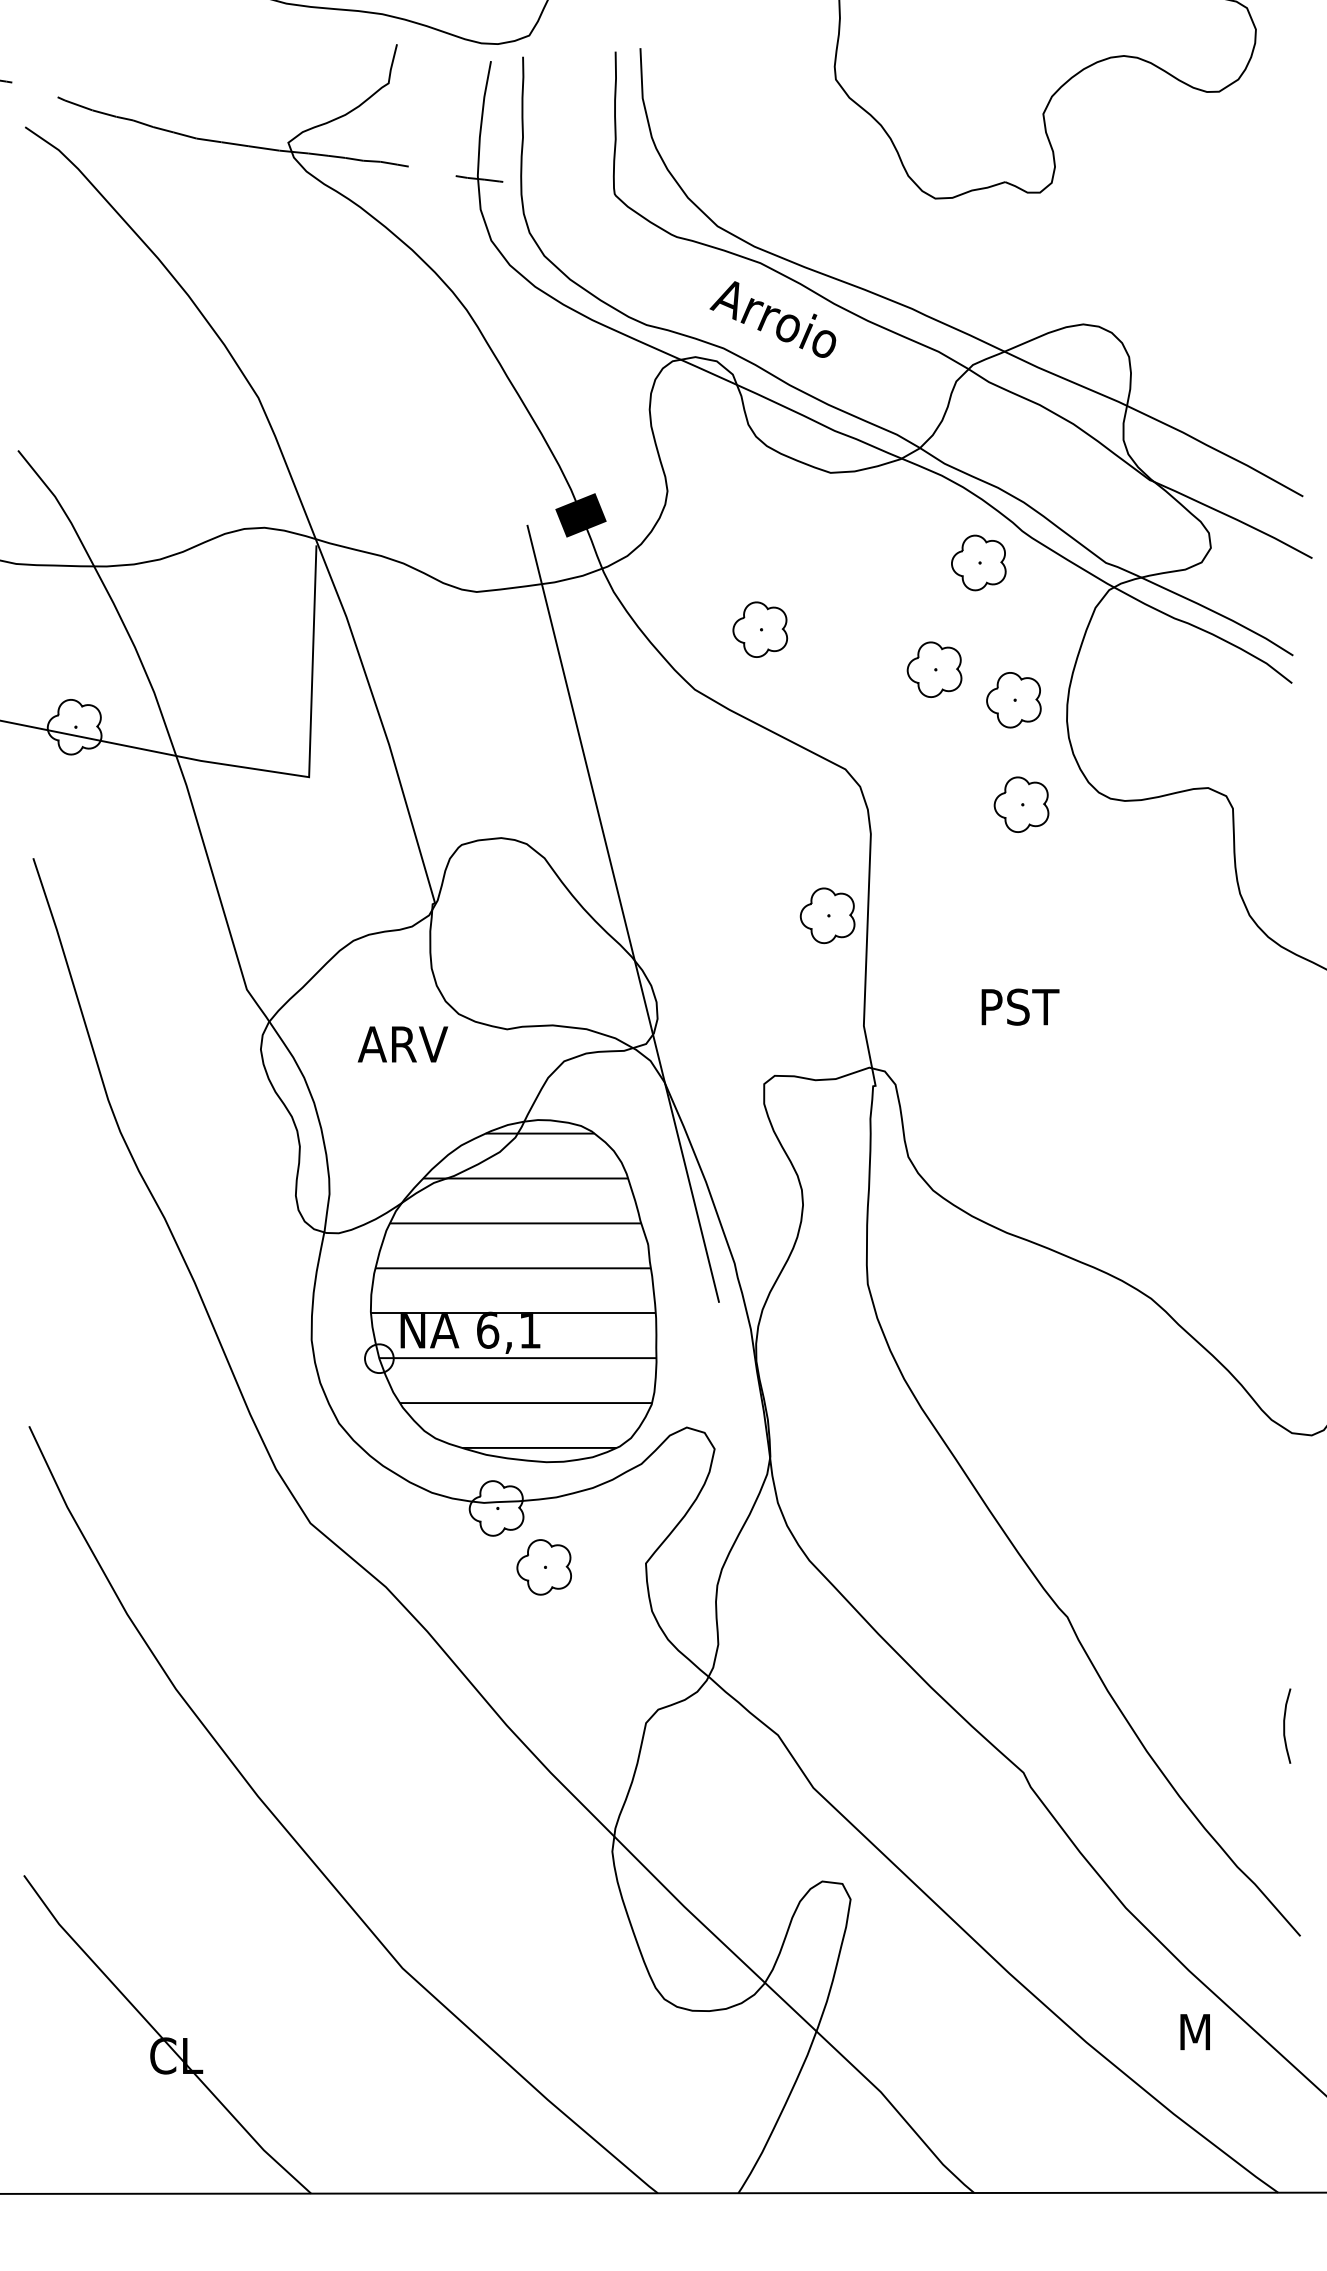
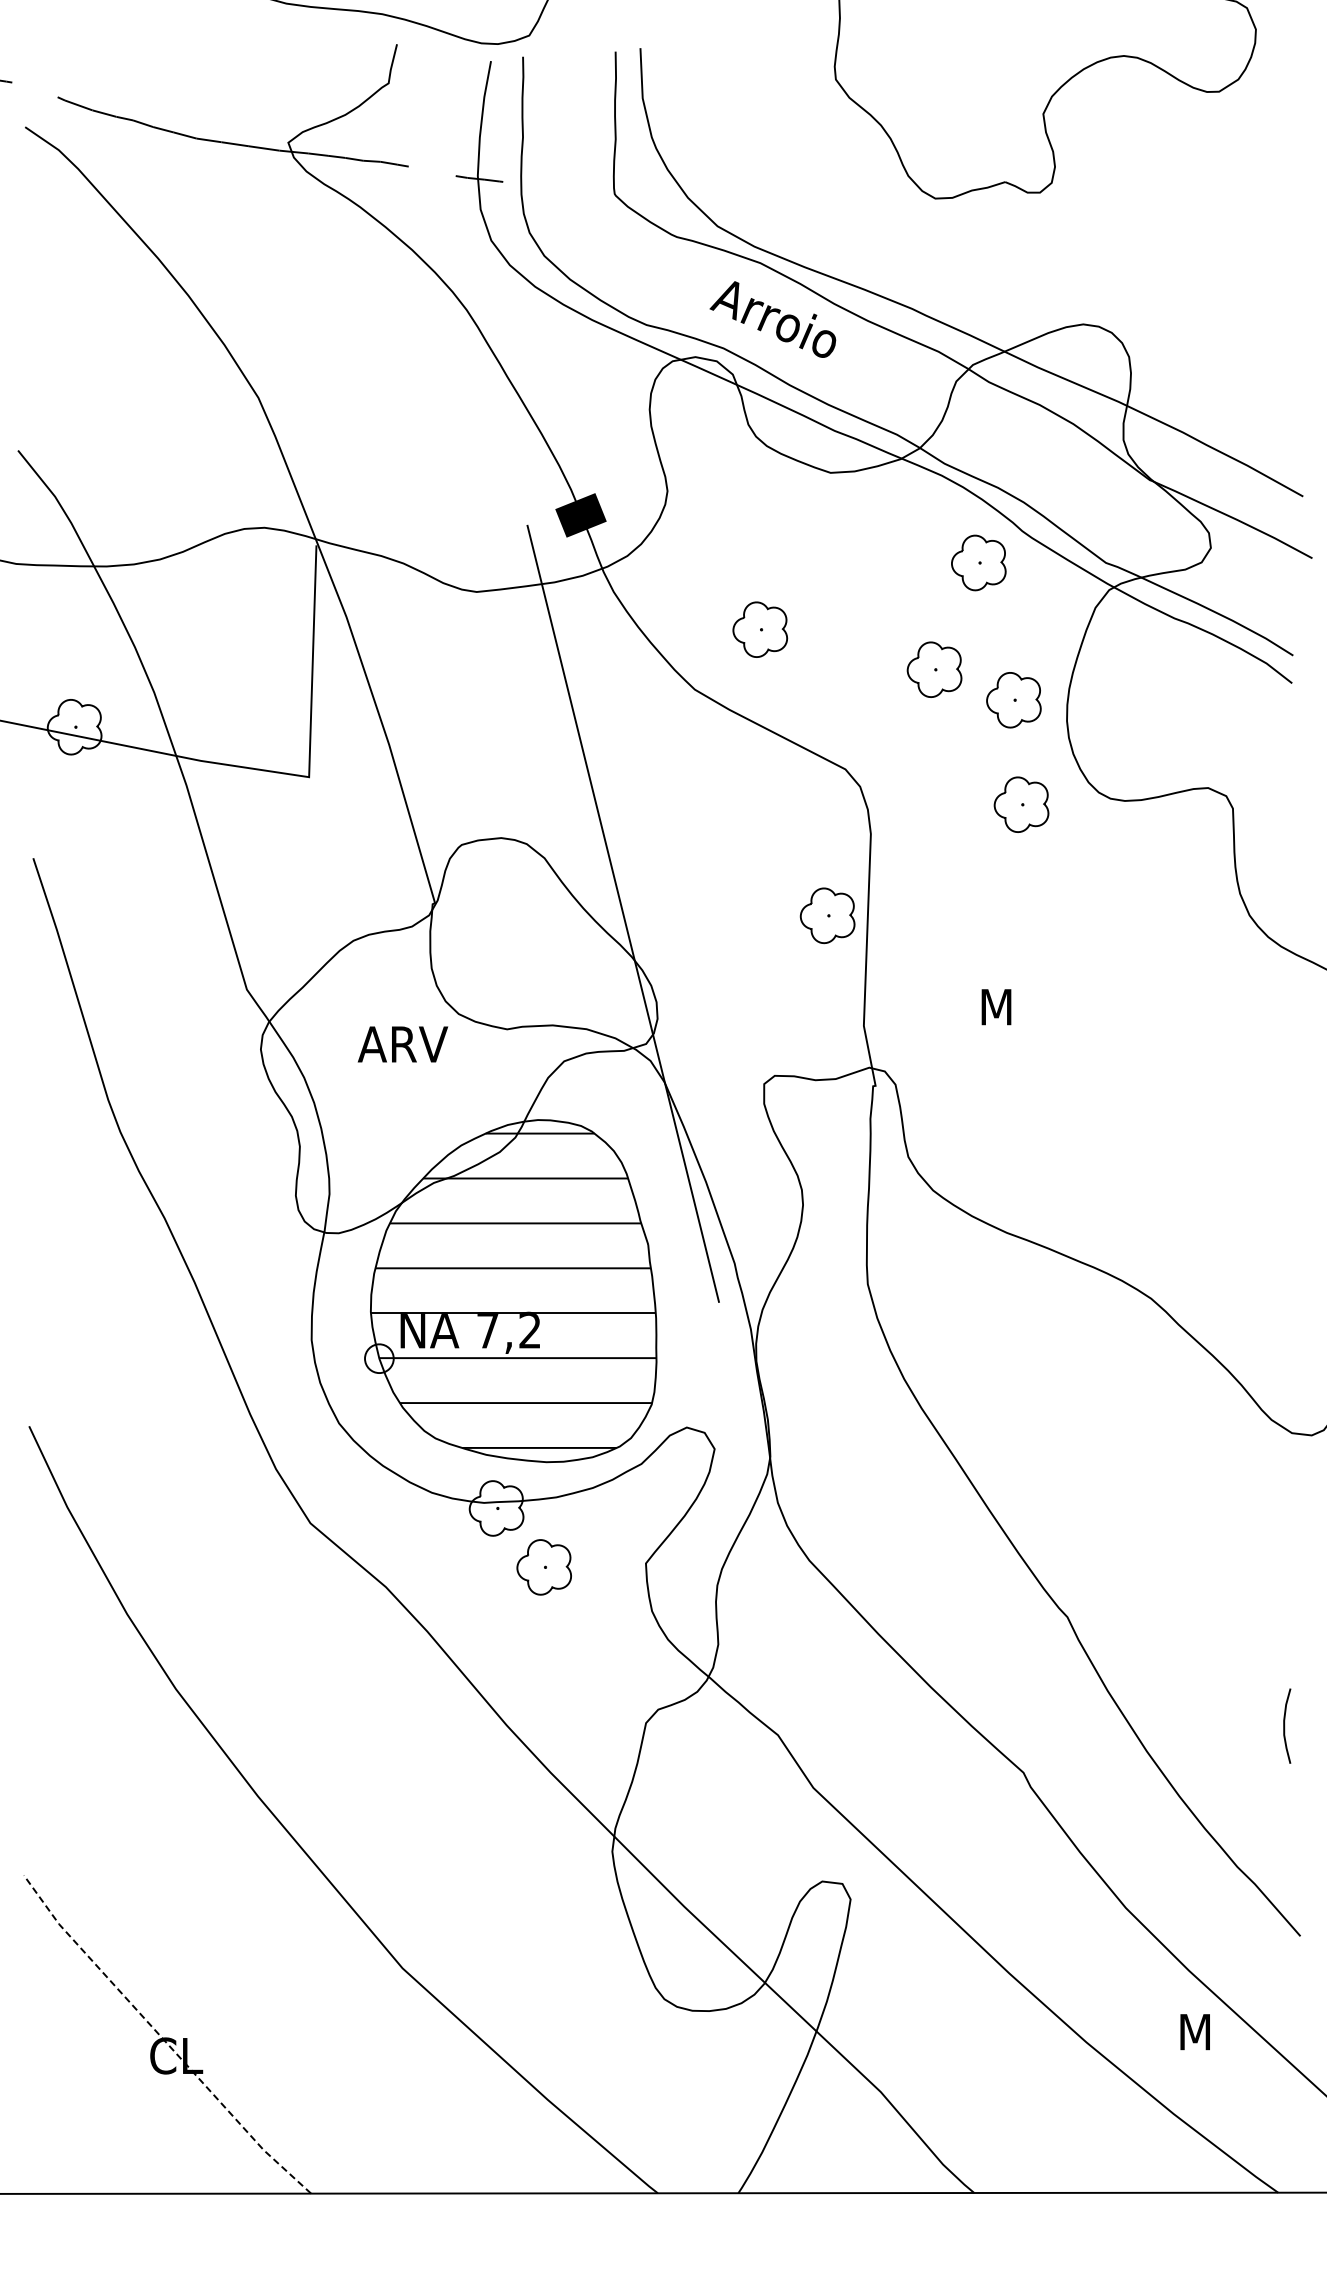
text: PST -> M (1022, 1006)
text: 6,1 -> 7,2 (508, 1329)
line: solid -> dashed (162, 2038)
